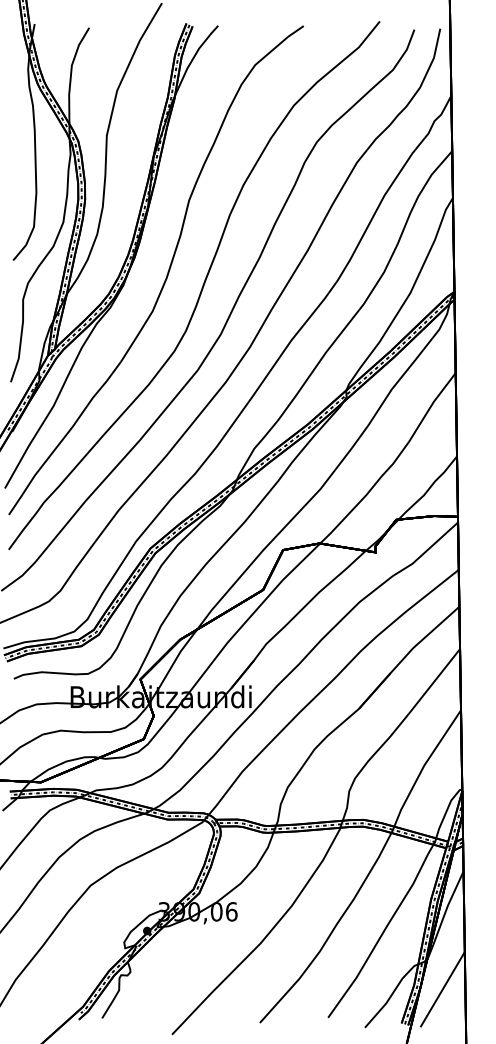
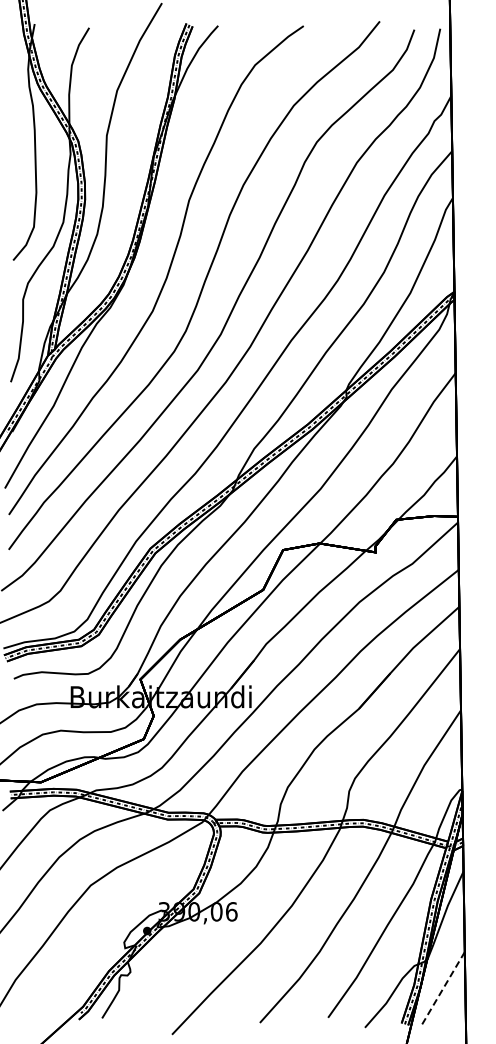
line: solid -> dashed (442, 989)
